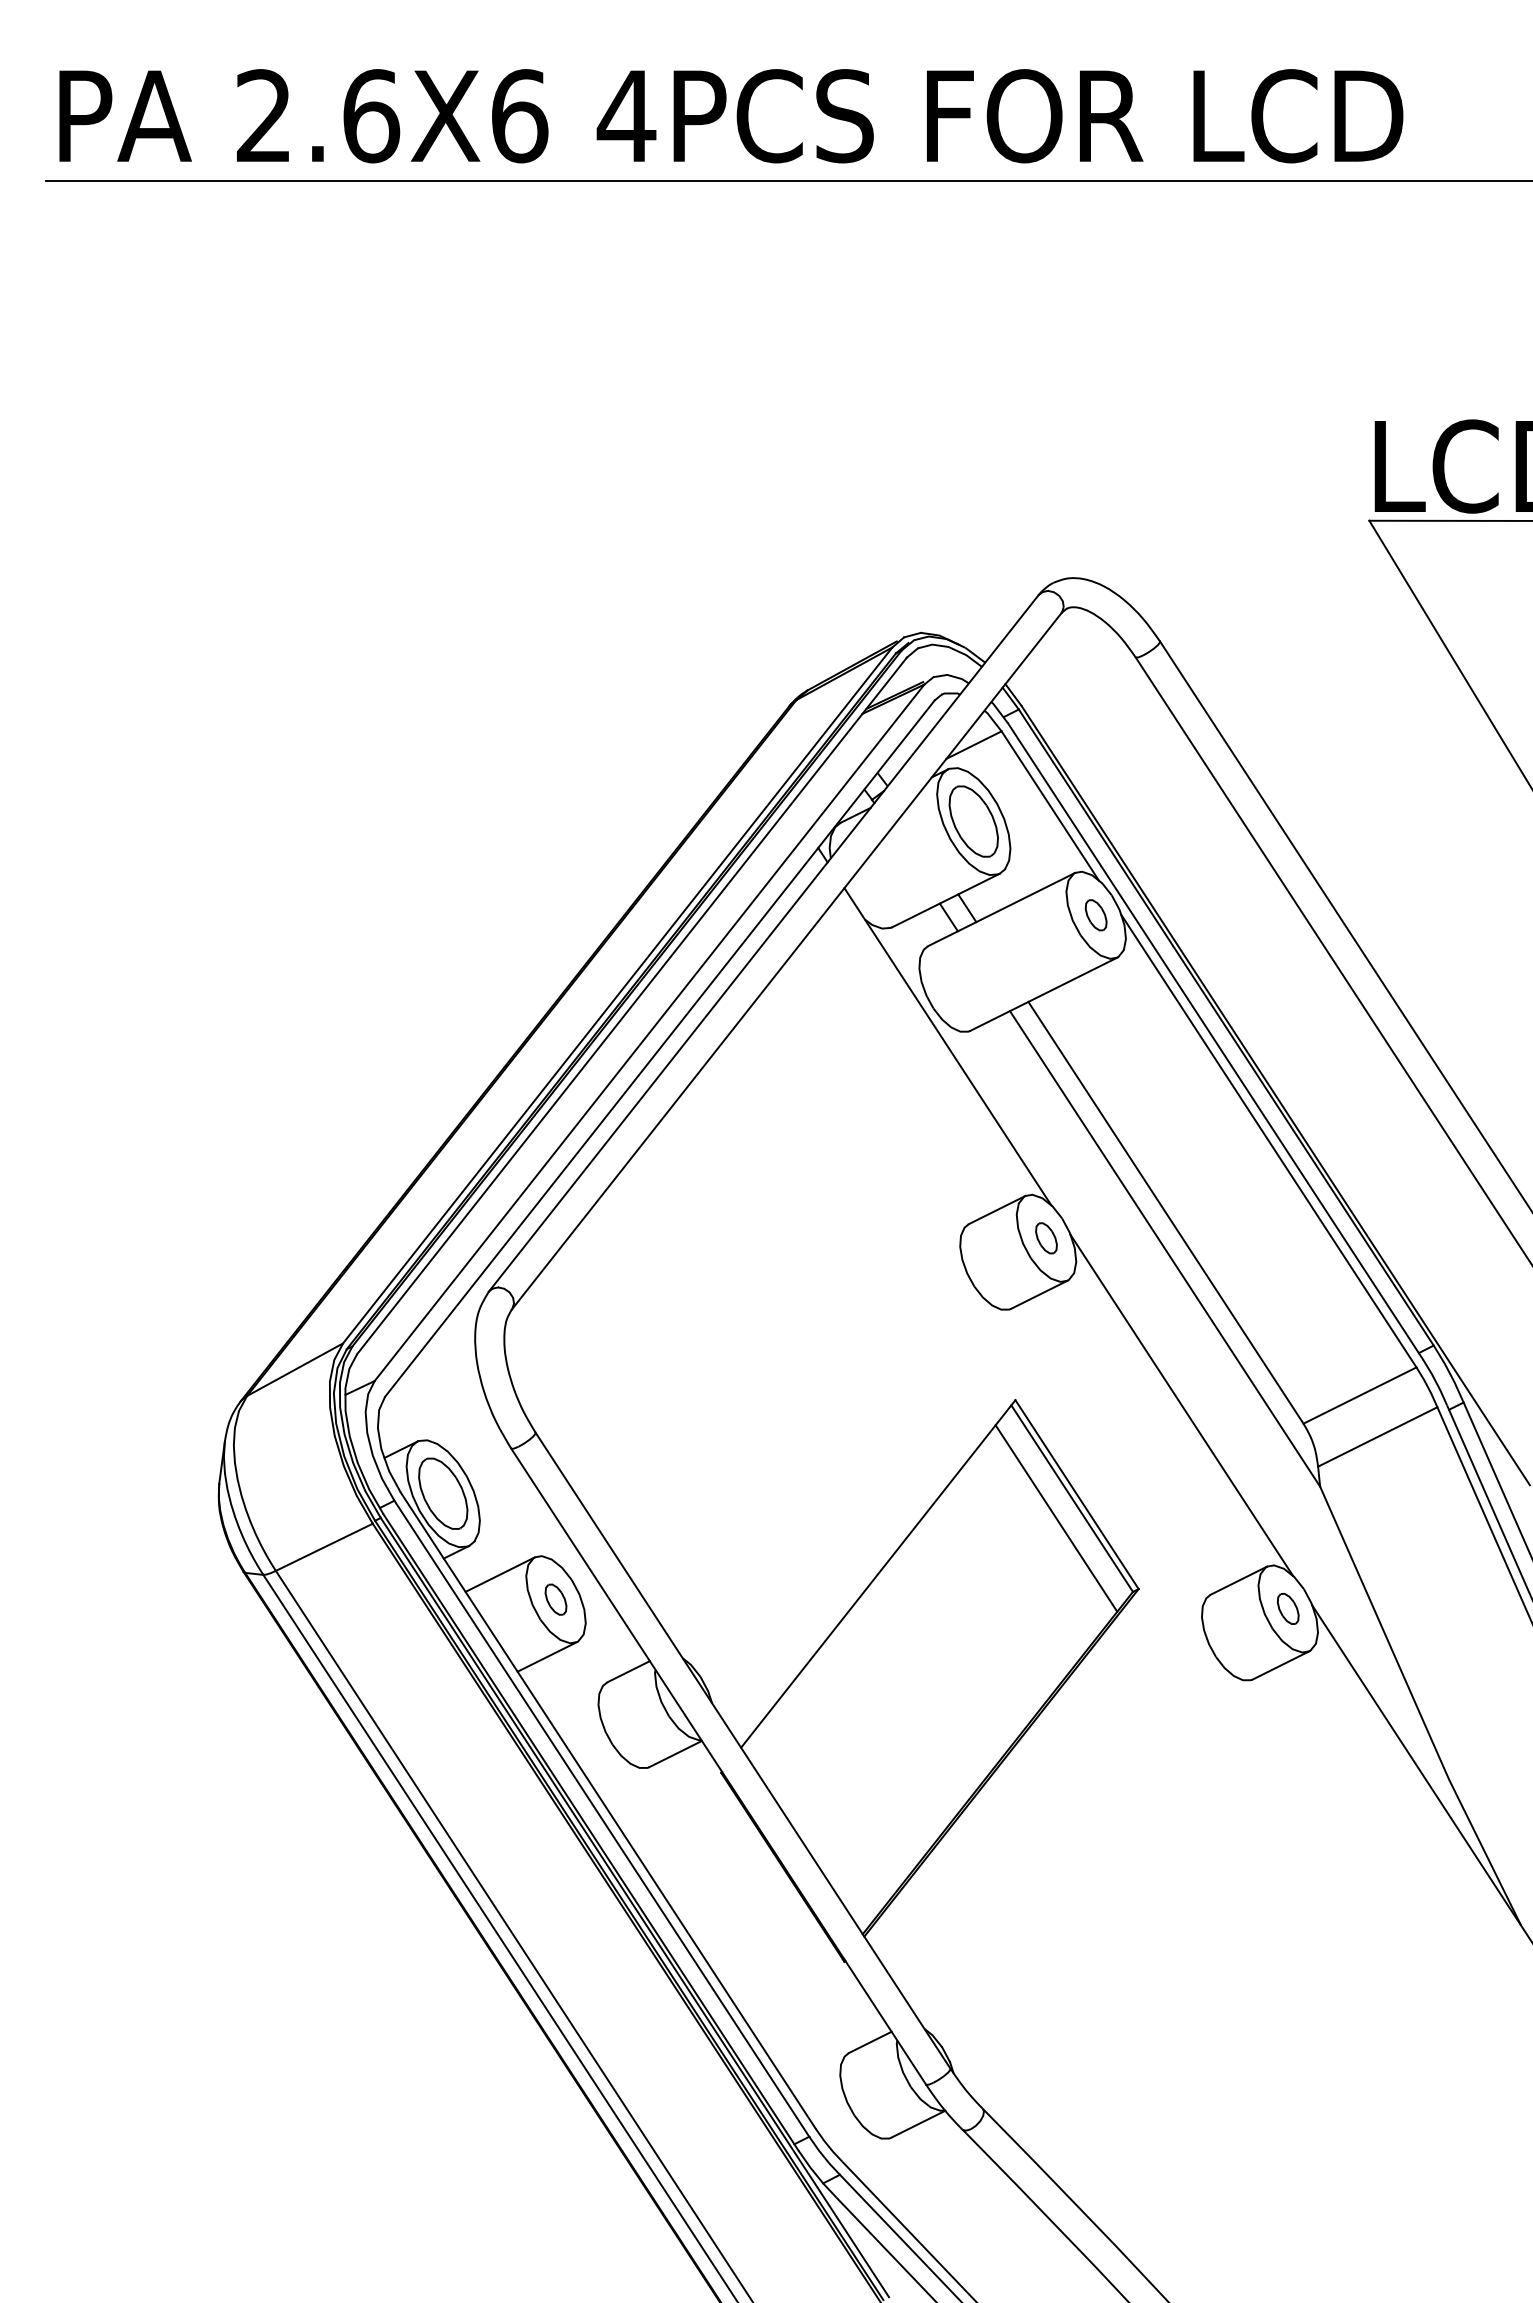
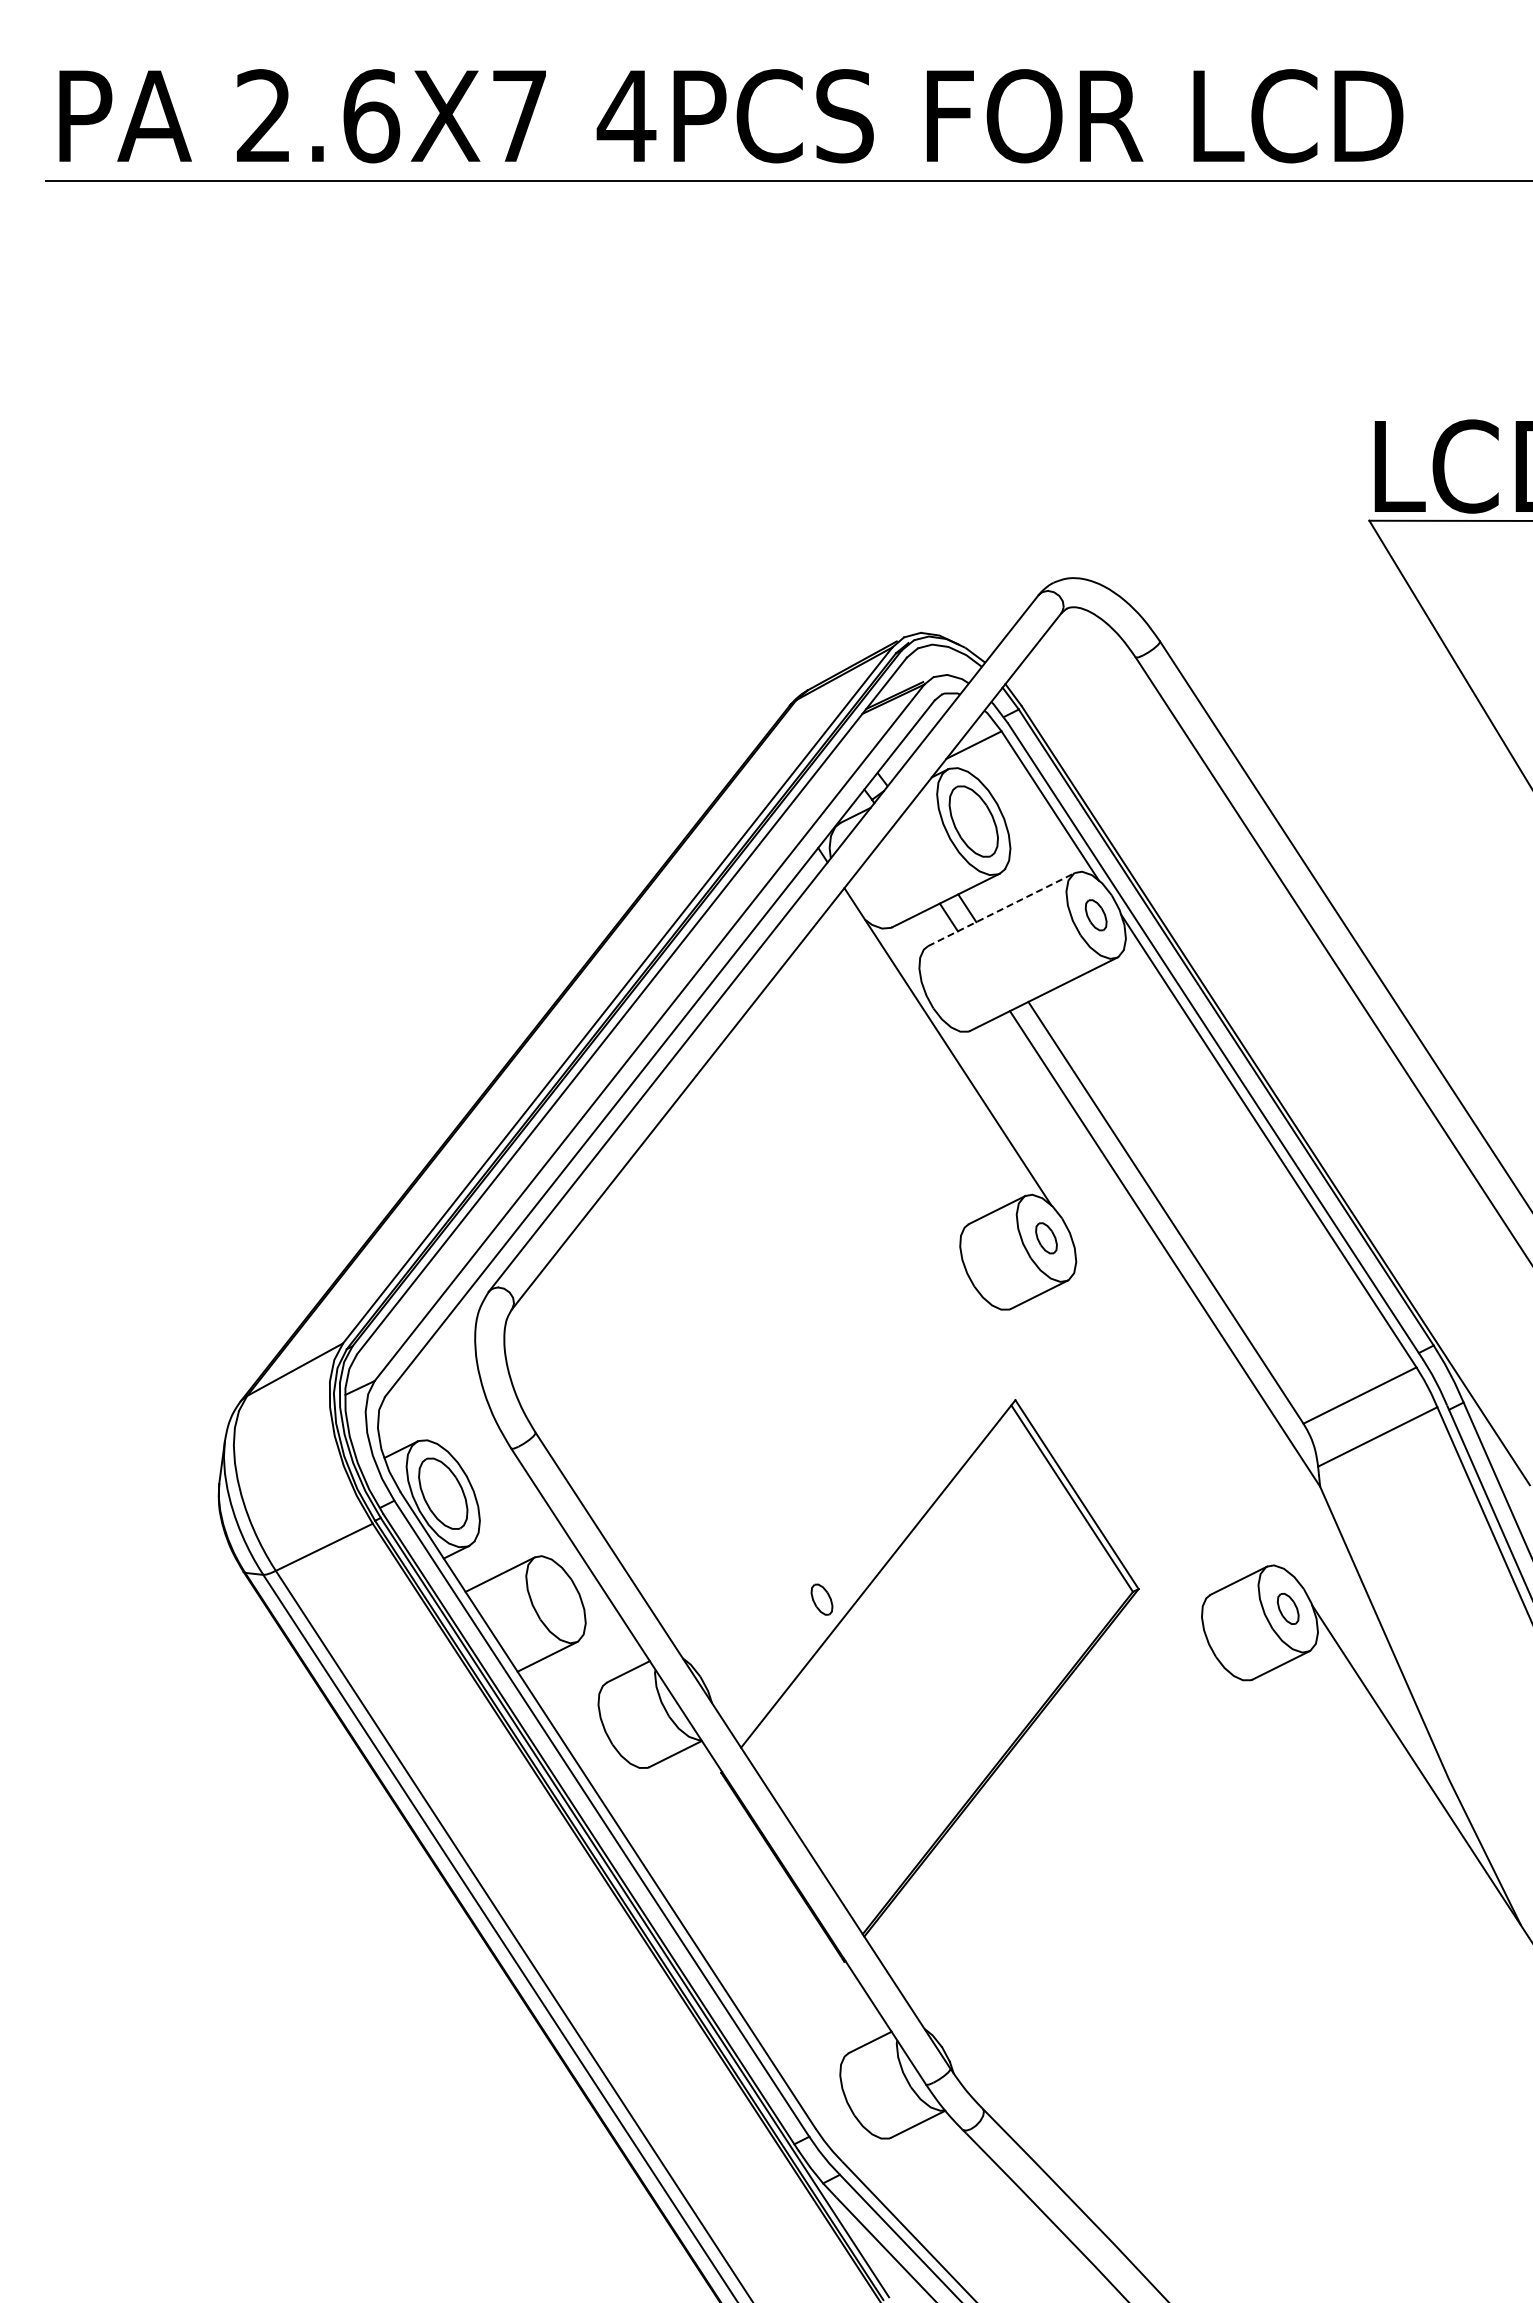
text: 2.6X6 -> 2.6X7 (520, 116)
line: solid -> dashed (1001, 909)
line: present -> none (1181, 1405)
line: present -> none (1056, 1518)
part position: (555, 1599) -> (821, 1599) (821, 1599)
